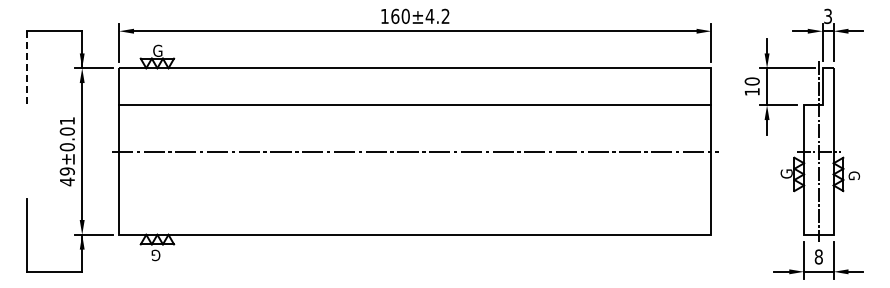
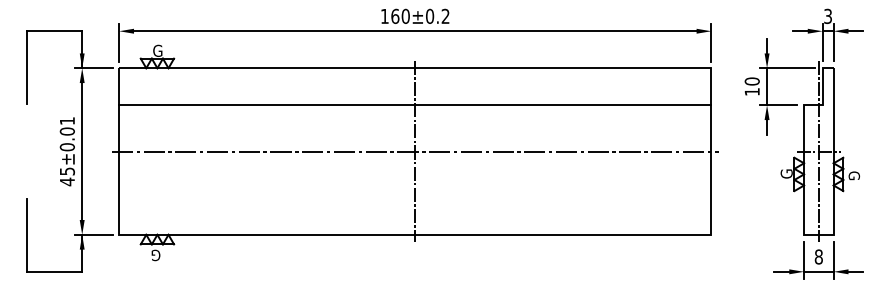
text: 160±4.2 -> 160±0.2 (429, 15)
line: dashed -> solid (26, 67)
line: none -> present (415, 151)
text: 49±0.01 -> 45±0.01 (66, 171)
